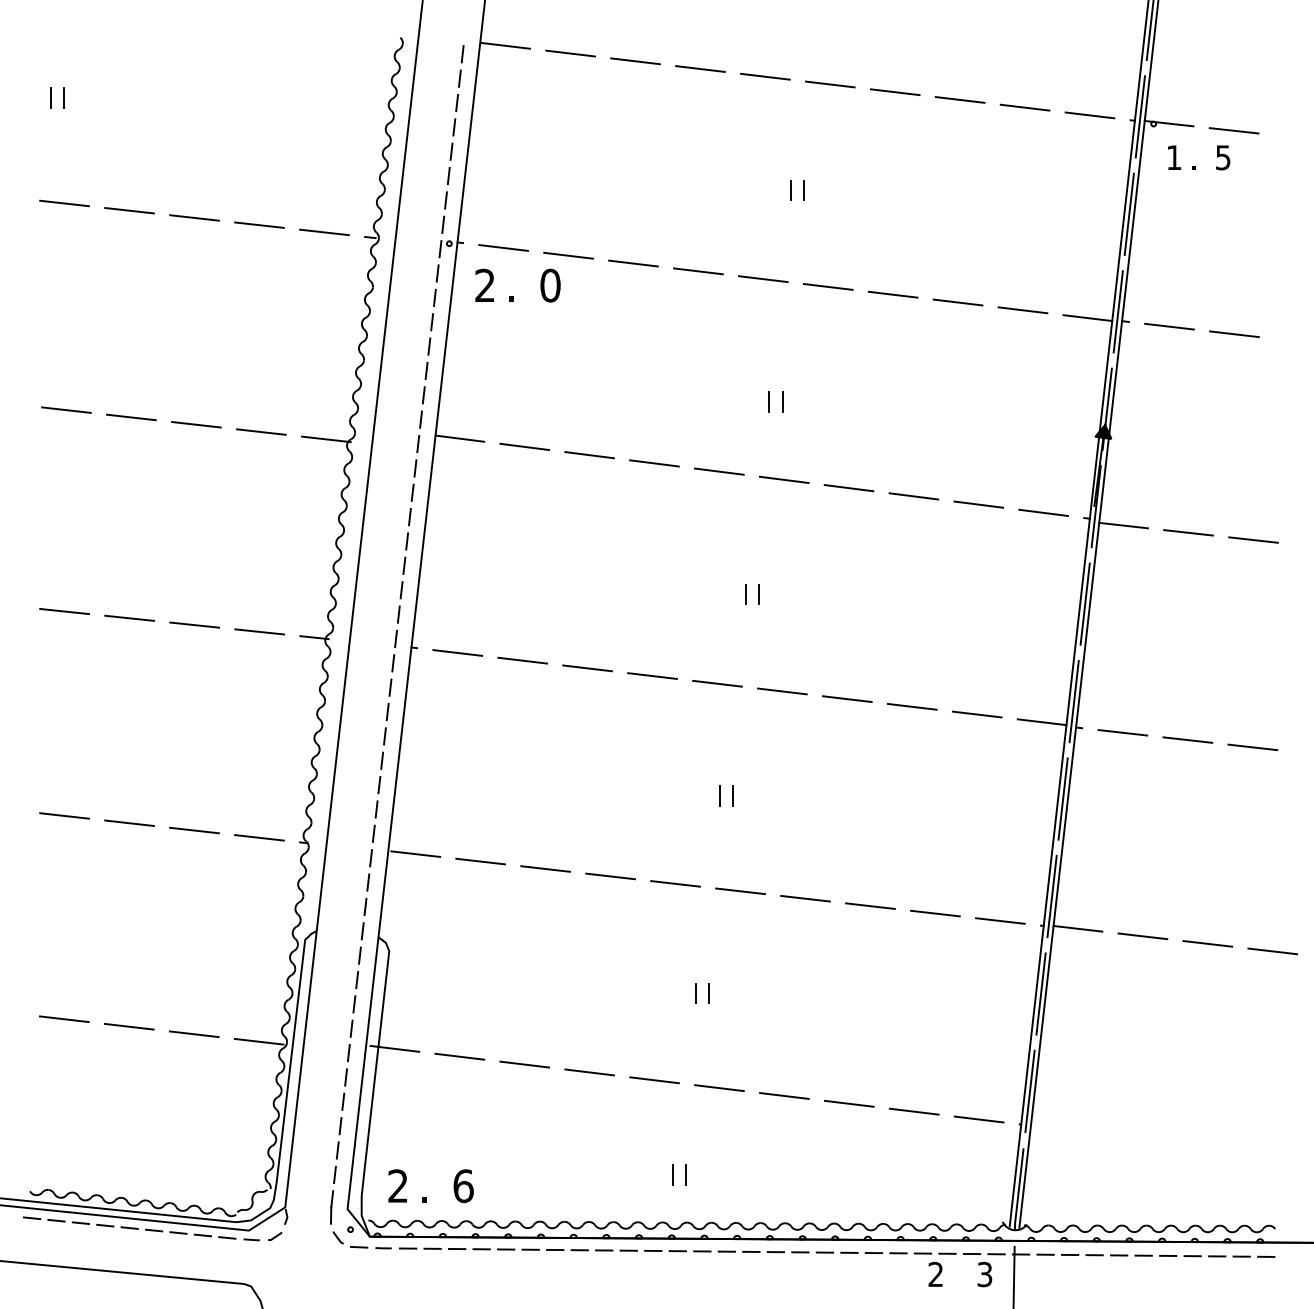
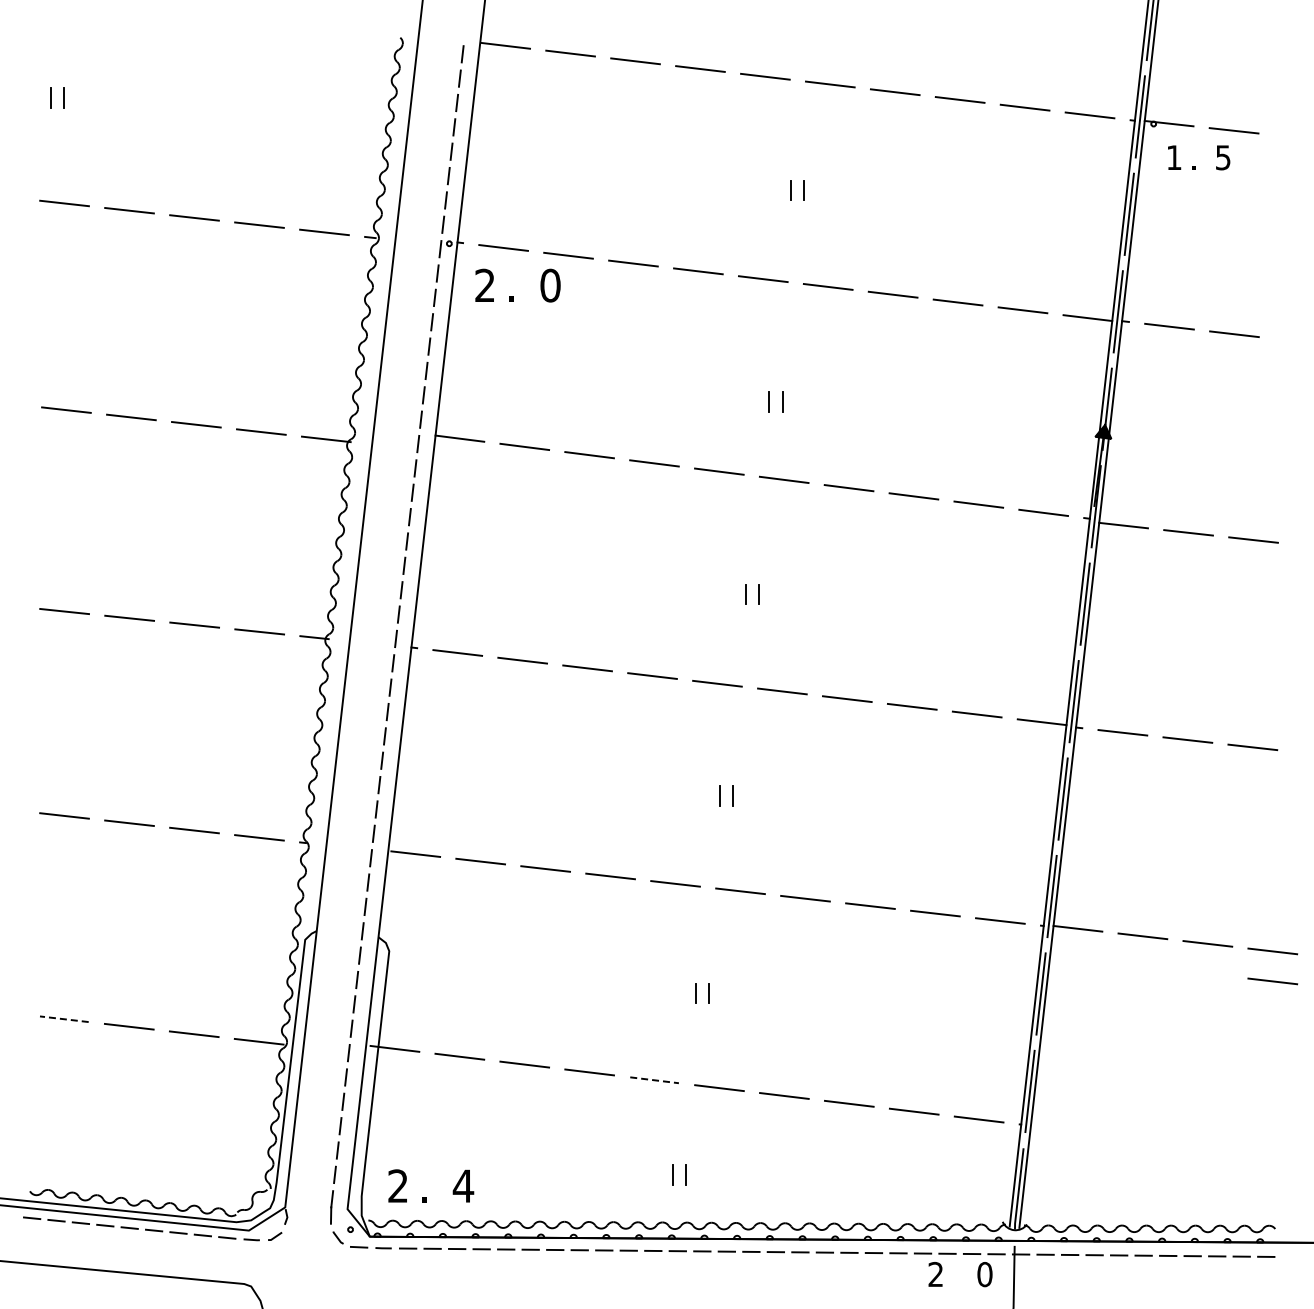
line: none -> present (1272, 981)
line: solid -> dashed (64, 1019)
line: solid -> dashed (654, 1080)
text: 6 -> 4 (463, 1186)
text: 3 -> 0 (984, 1274)
